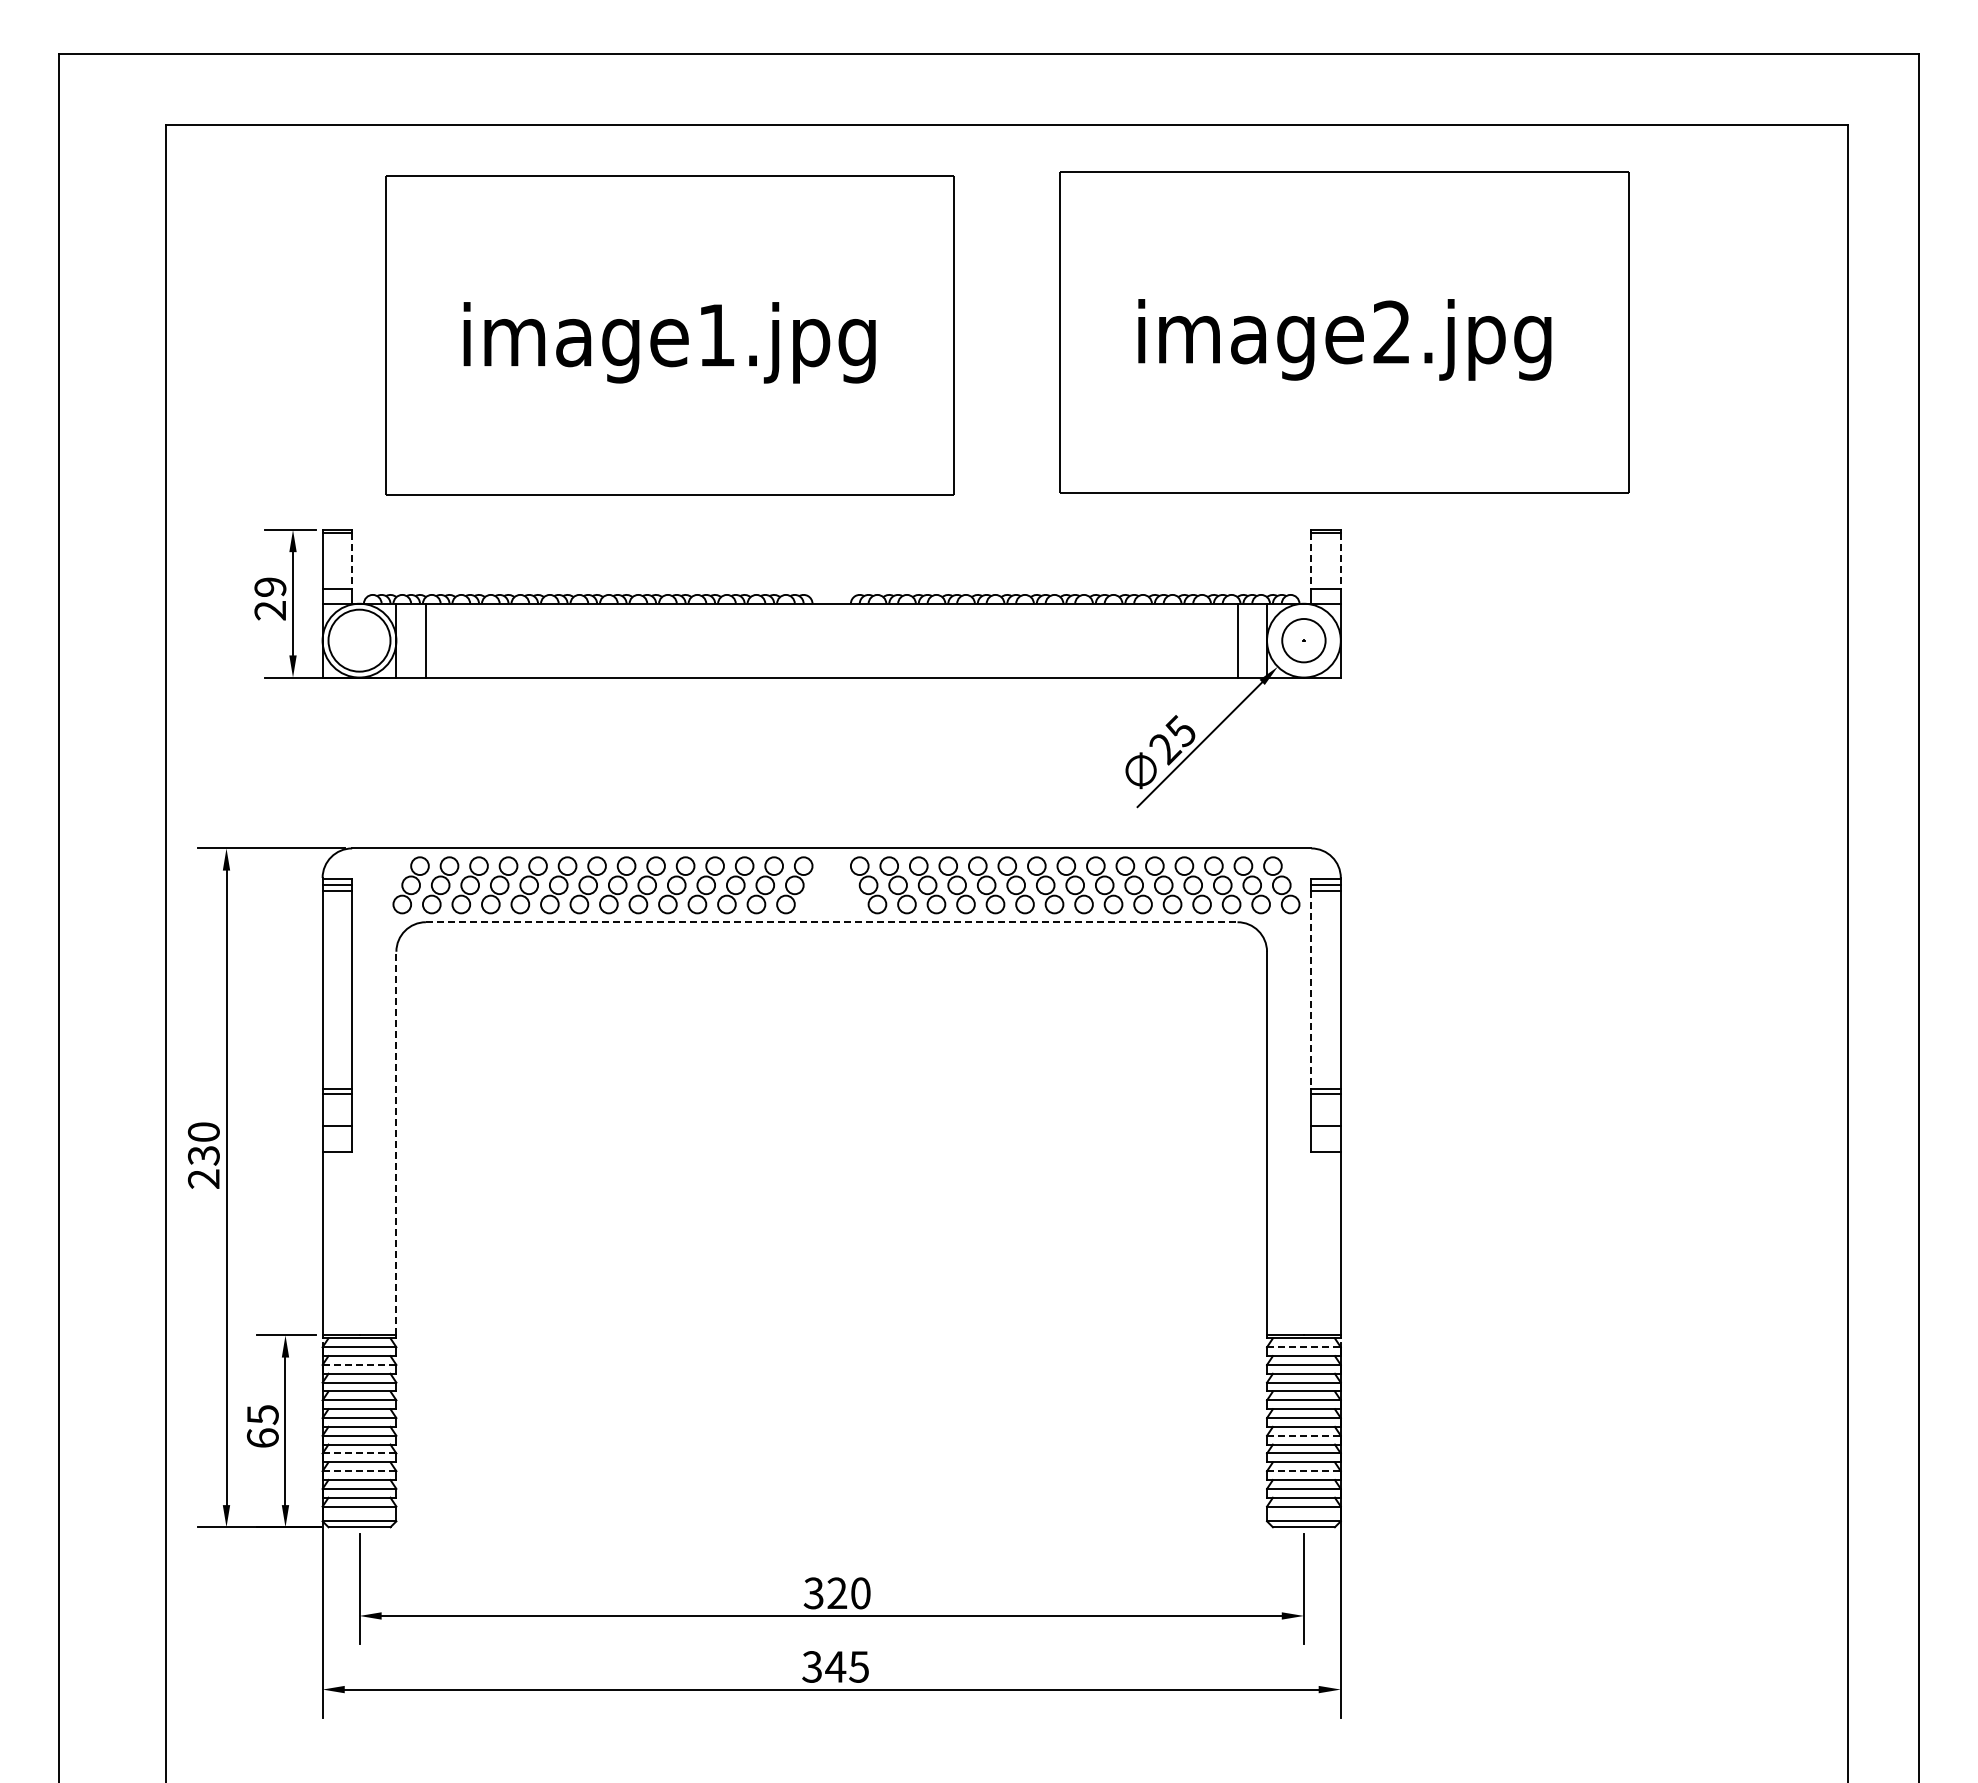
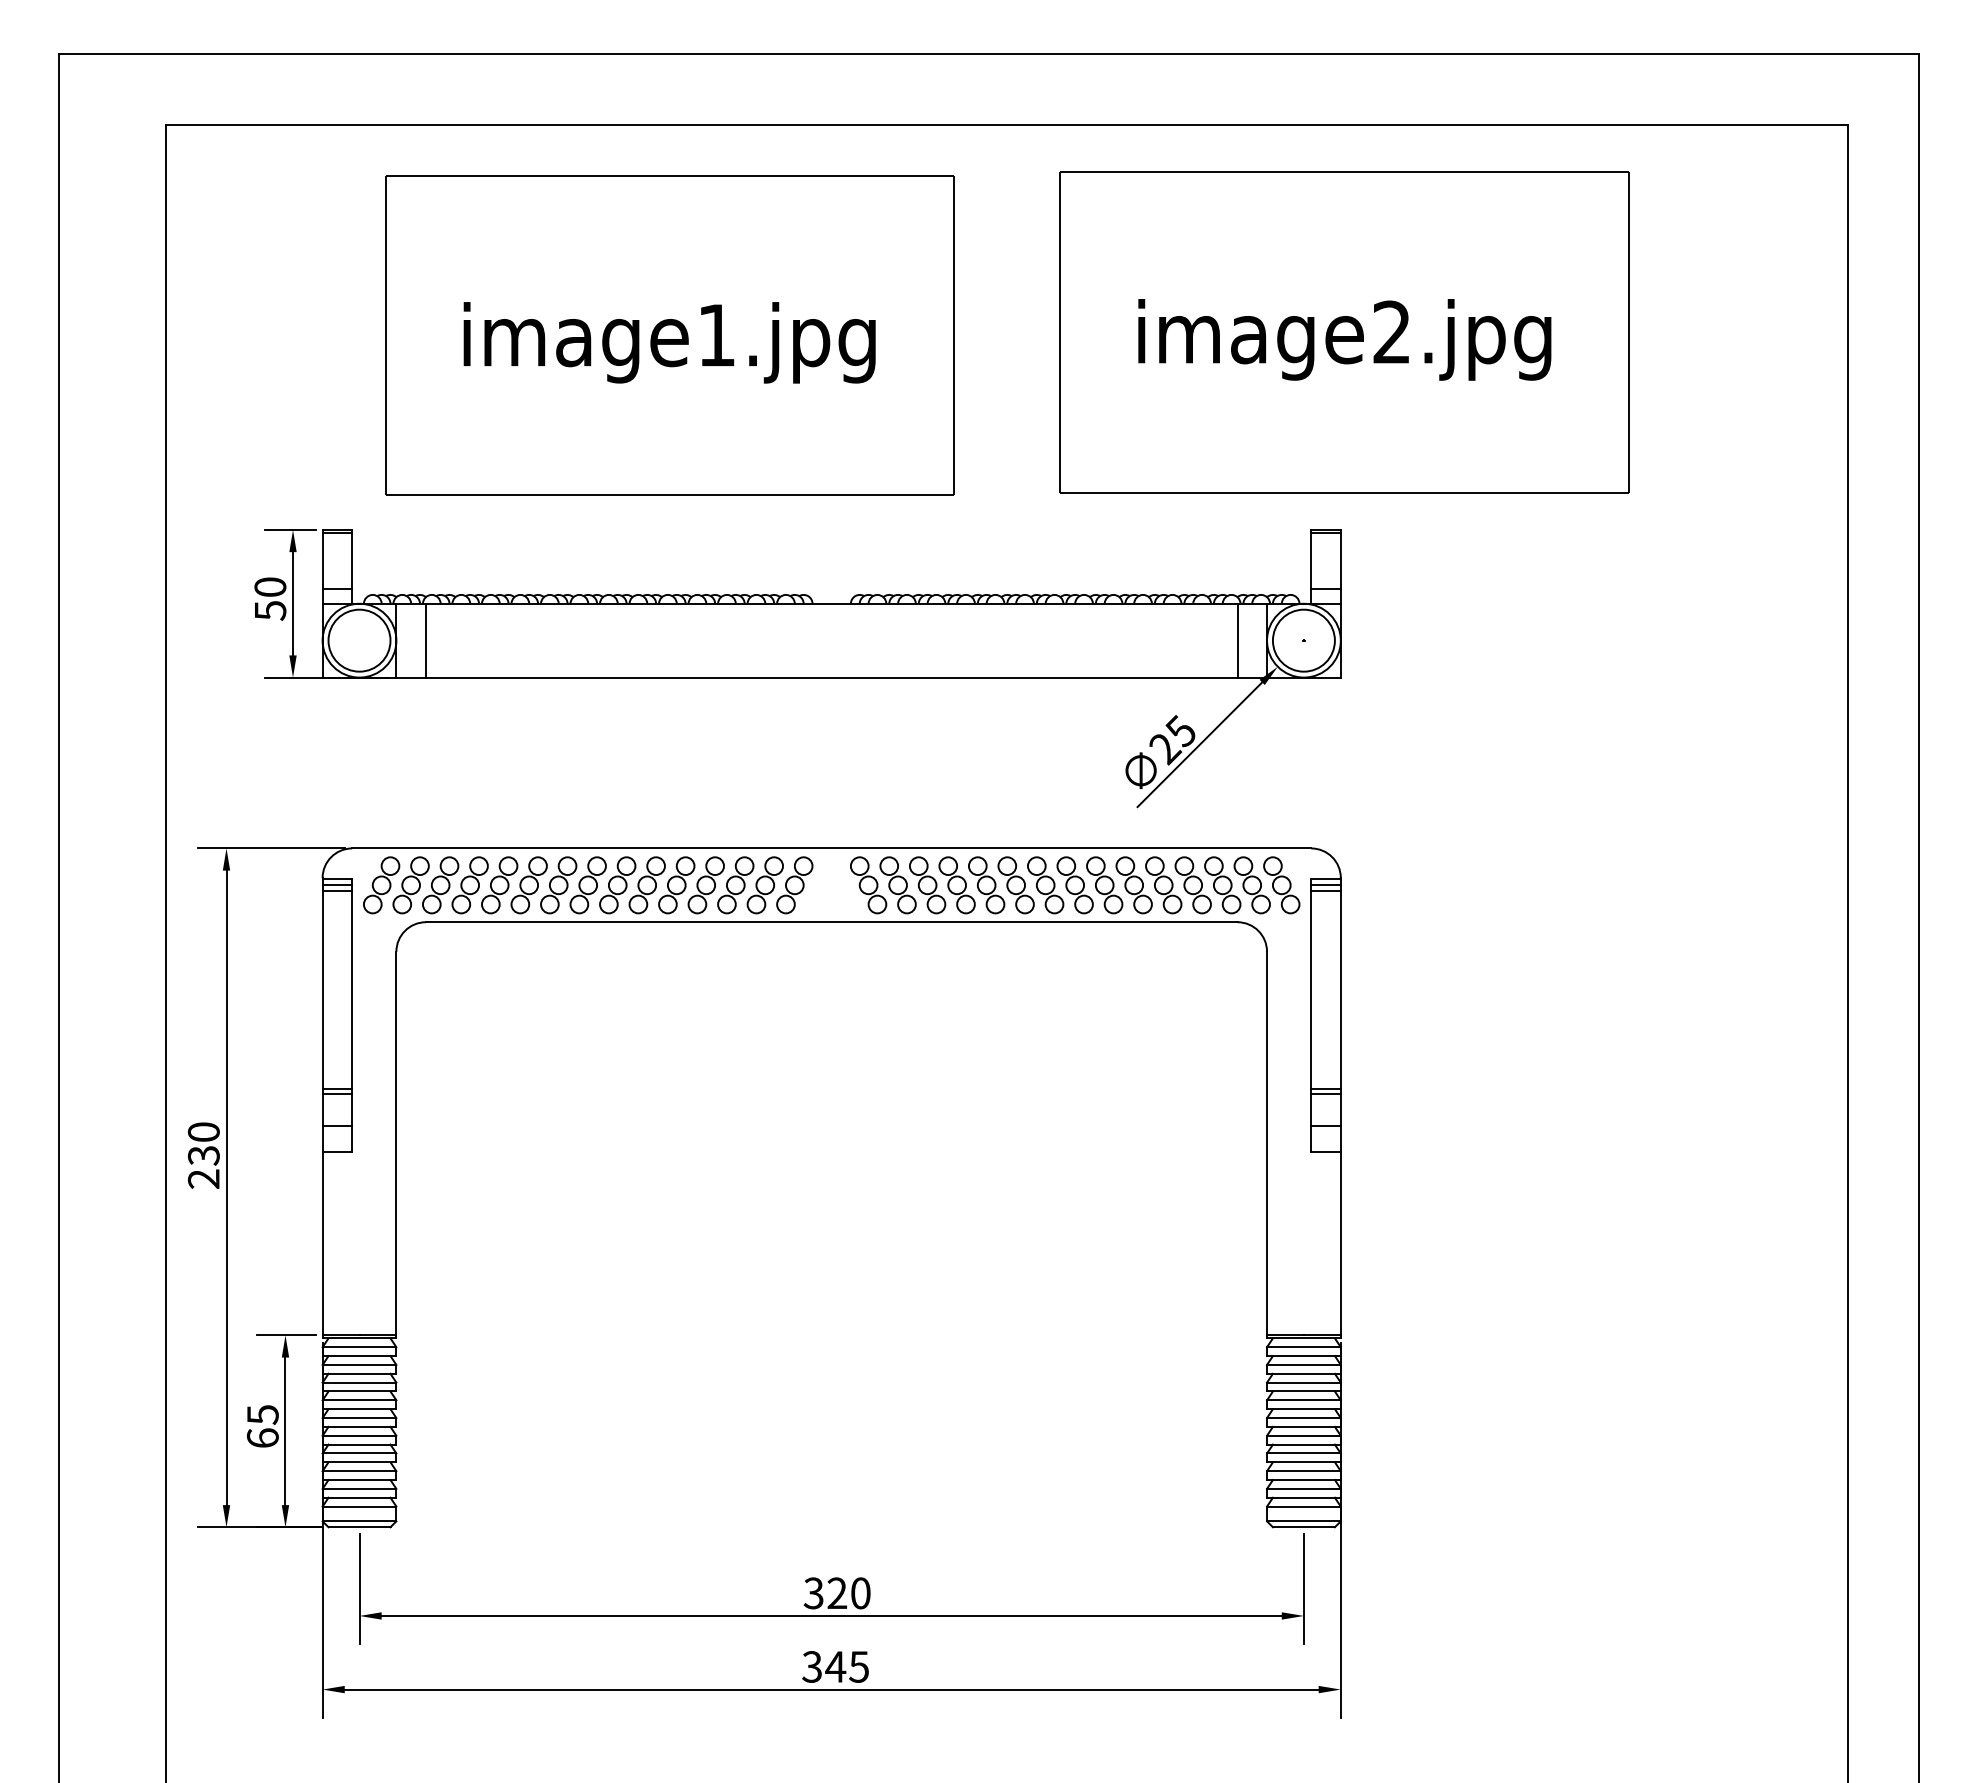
line: dashed -> solid (352, 561)
line: dashed -> solid (1311, 561)
line: dashed -> solid (1340, 561)
text: 29 -> 50 (270, 598)
circle diameter: 43 px -> 62 px (1303, 640)
part: none -> present (381, 885)
line: dashed -> solid (831, 922)
line: dashed -> solid (1311, 989)
line: dashed -> solid (396, 1143)
line: dashed -> solid (1303, 1347)
line: dashed -> solid (359, 1364)
line: dashed -> solid (1303, 1435)
line: dashed -> solid (359, 1453)
line: dashed -> solid (359, 1471)
line: dashed -> solid (1303, 1471)
